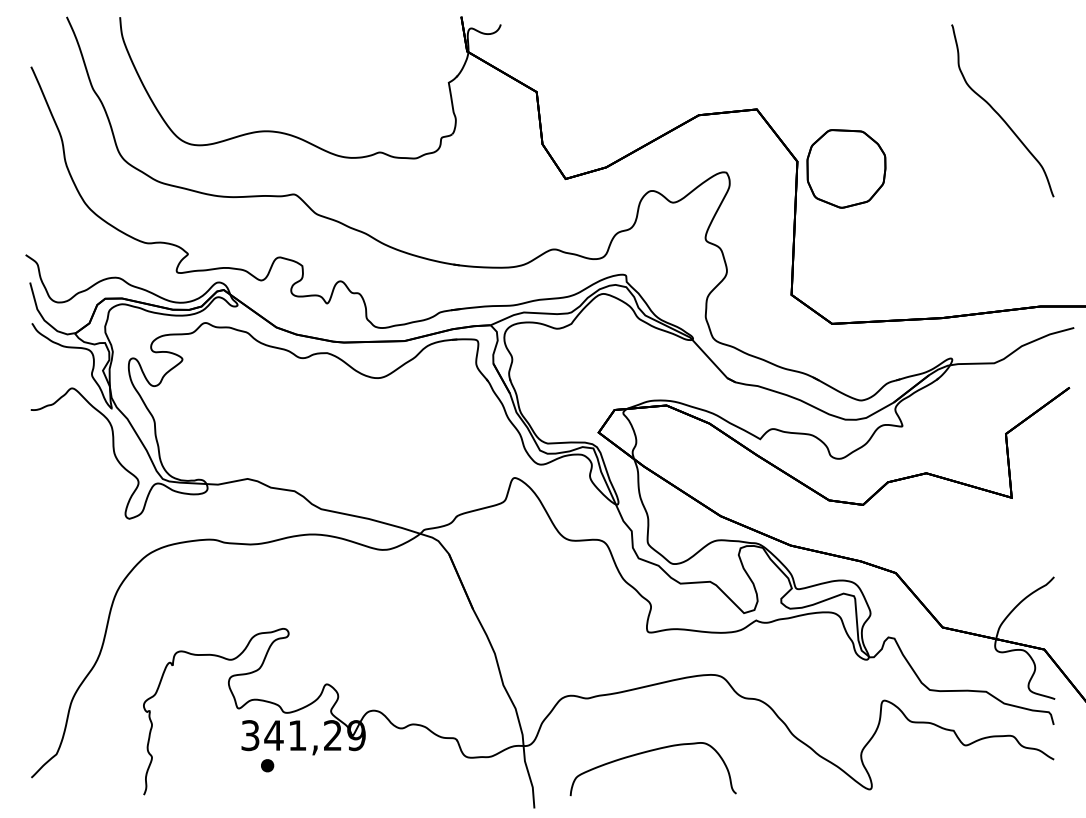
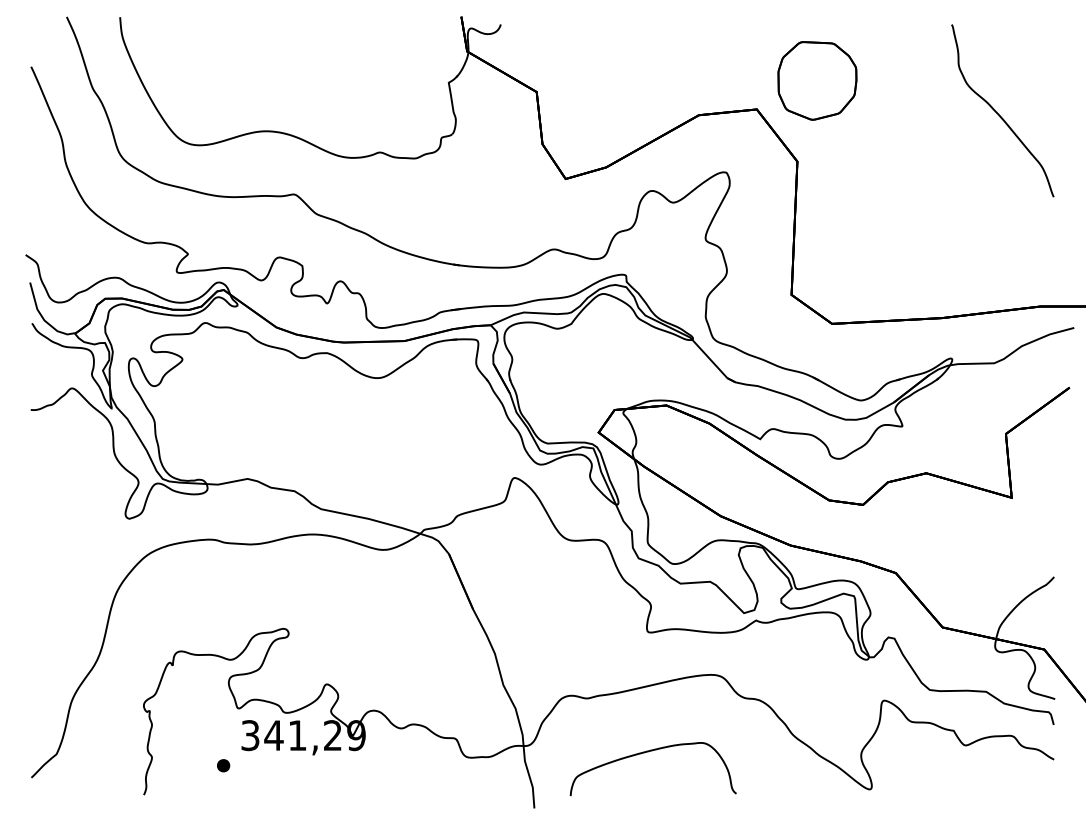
part position: (846, 168) -> (817, 80) (817, 80)
part position: (267, 765) -> (223, 765) (223, 765)
